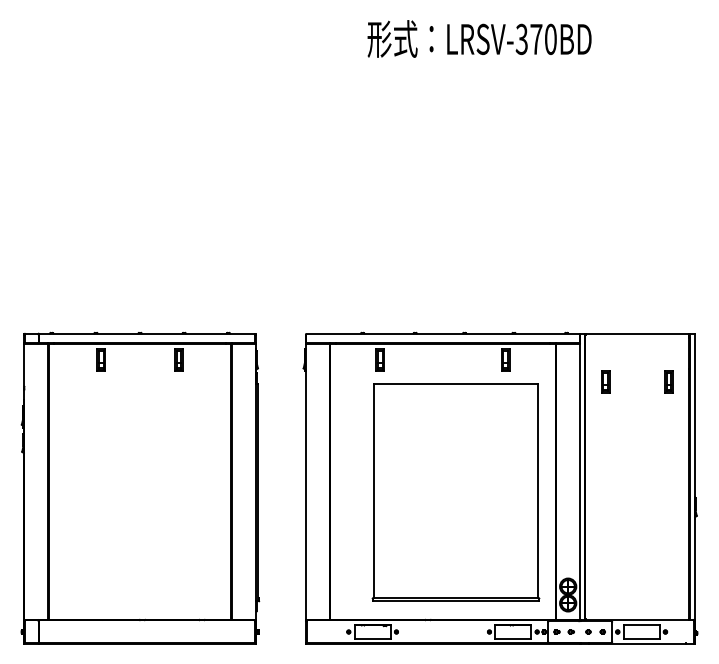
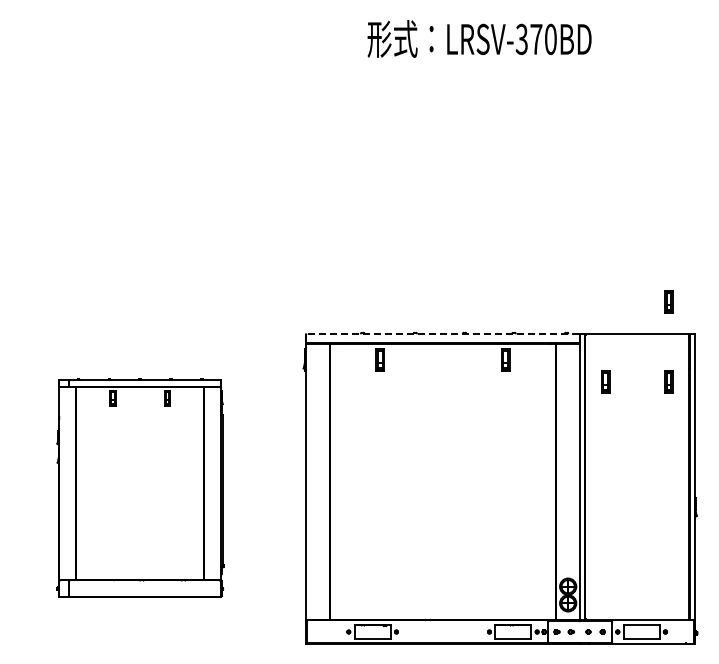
part: none -> present (668, 301)
line: solid -> dashed (442, 333)
part size: 241x314 px -> 169x220 px (140, 487)
part: present -> none (455, 492)
